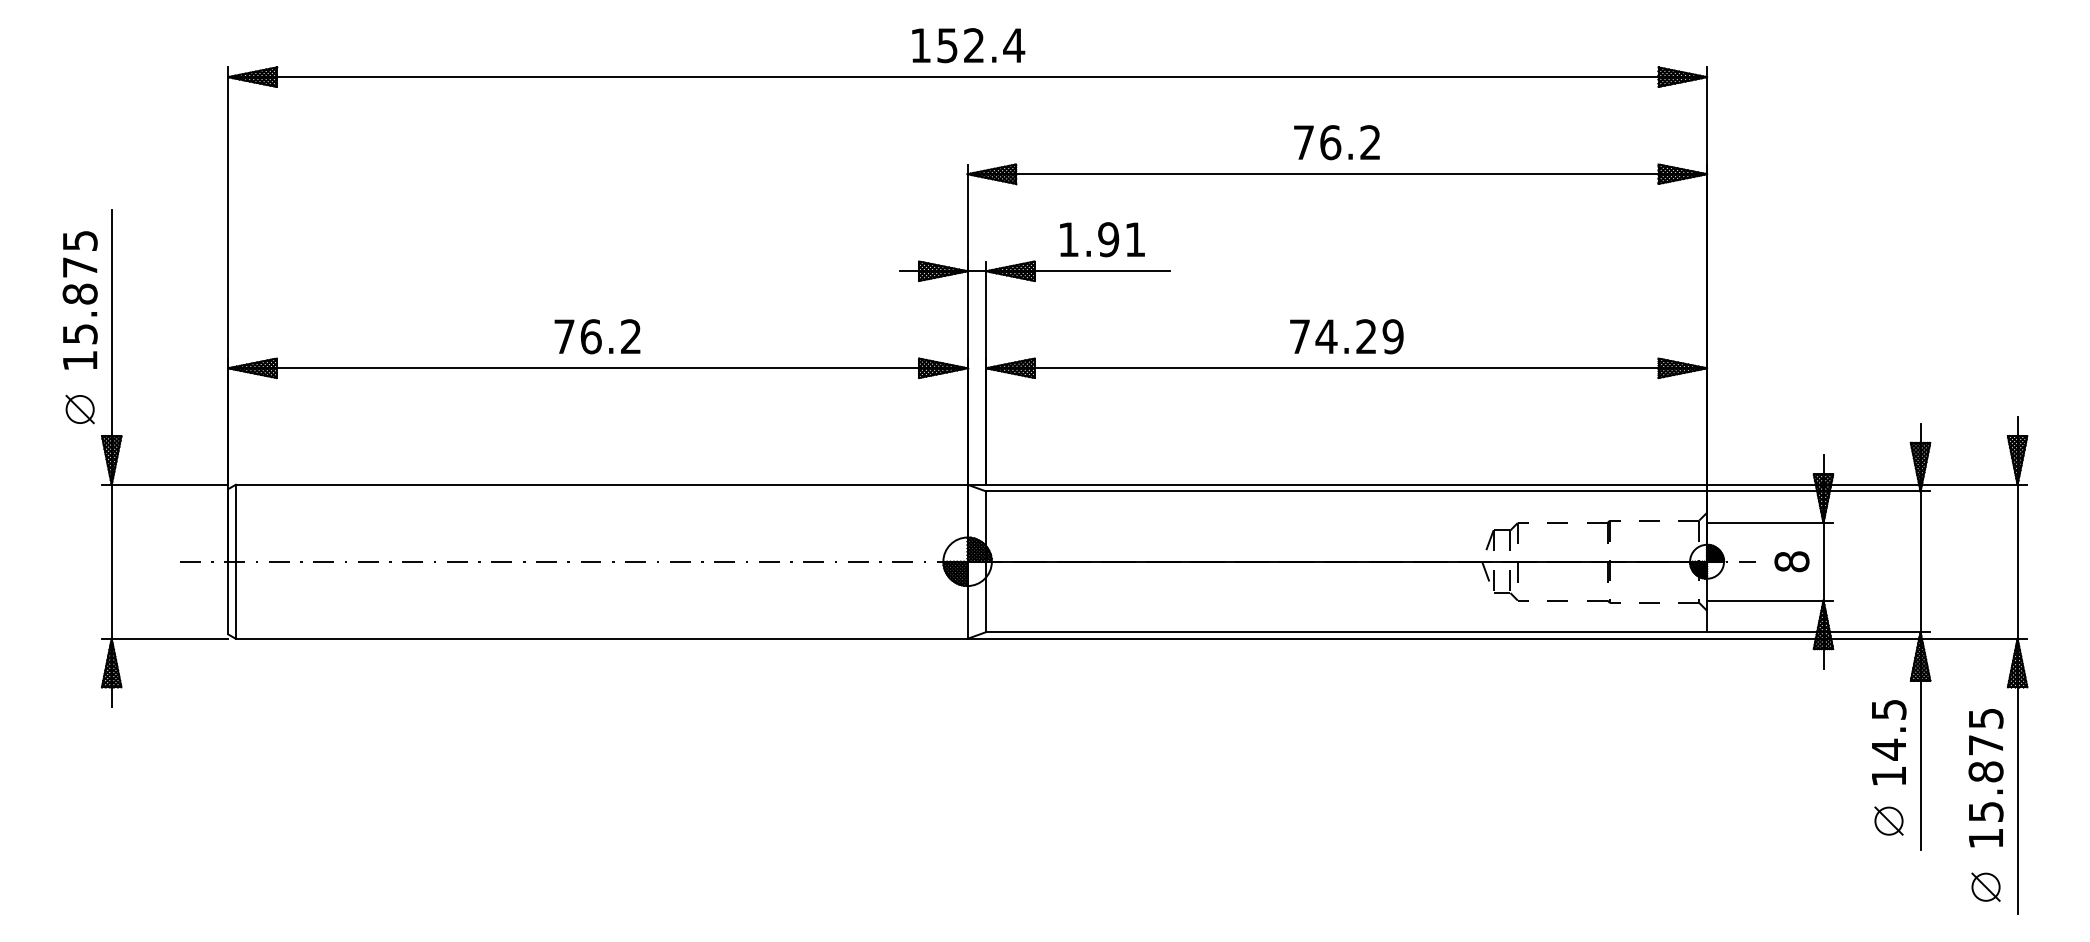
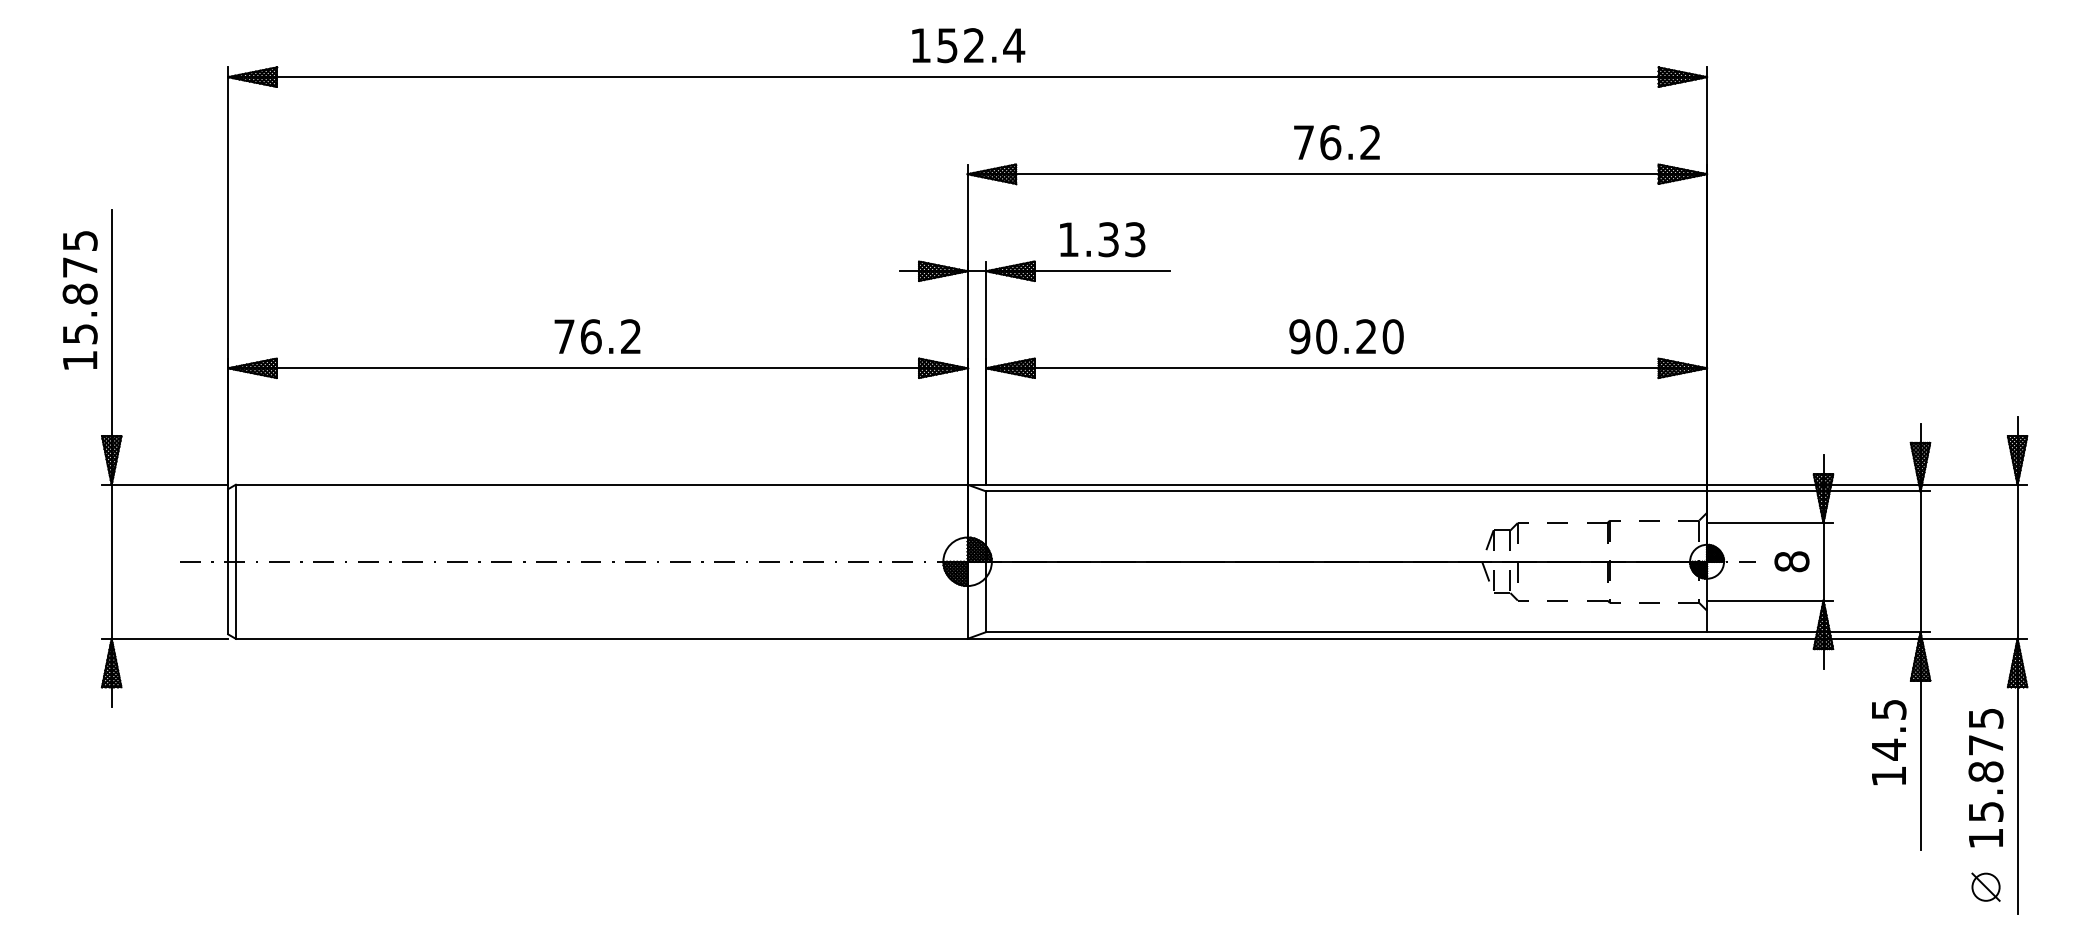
text: 1.91 -> 1.33 (1121, 239)
text: 74.29 -> 90.20 (1346, 336)
part: present -> none (79, 409)
part: present -> none (1888, 820)
